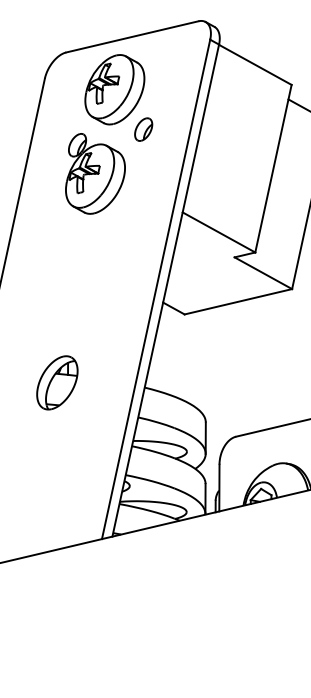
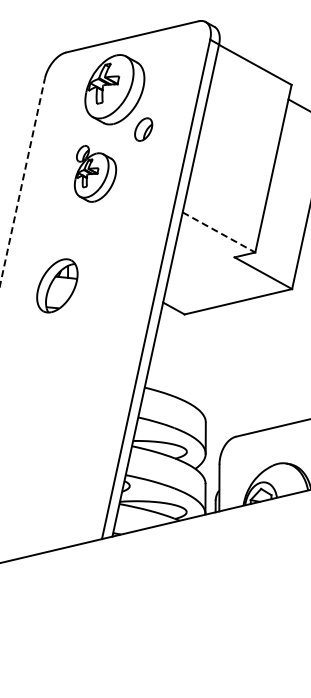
part size: 61x82 px -> 44x58 px (95, 173)
line: solid -> dashed (22, 181)
line: solid -> dashed (219, 232)
part position: (57, 382) -> (57, 285) (57, 285)
